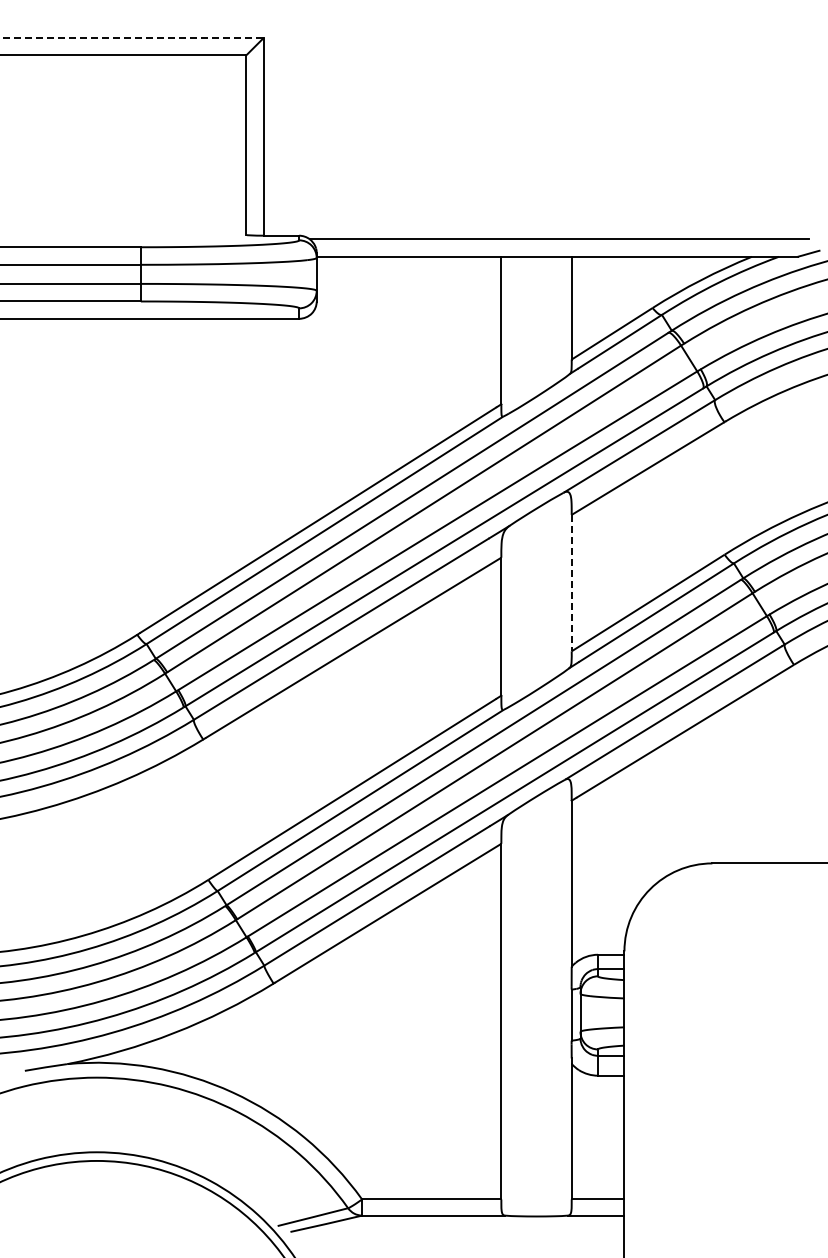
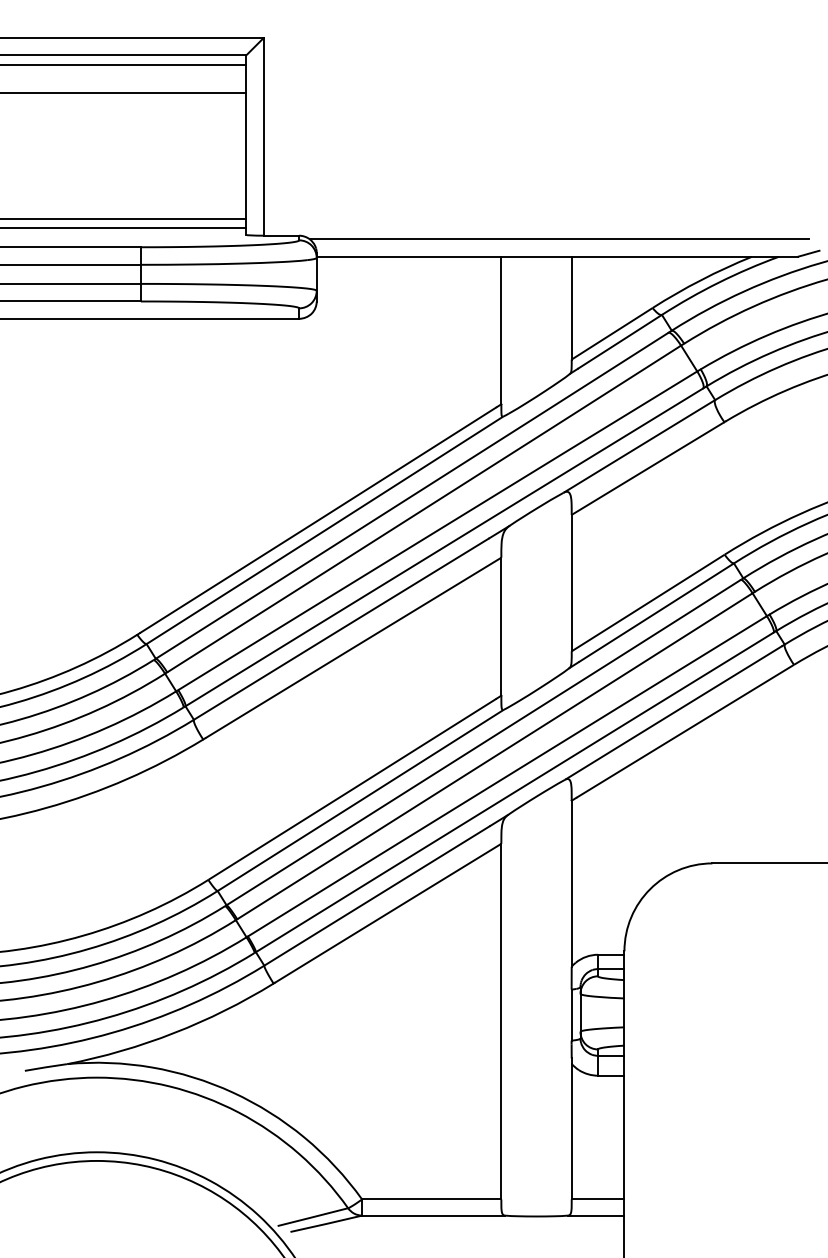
line: dashed -> solid (132, 37)
line: none -> present (124, 65)
line: none -> present (124, 92)
line: none -> present (124, 219)
line: none -> present (124, 228)
line: dashed -> solid (571, 583)
